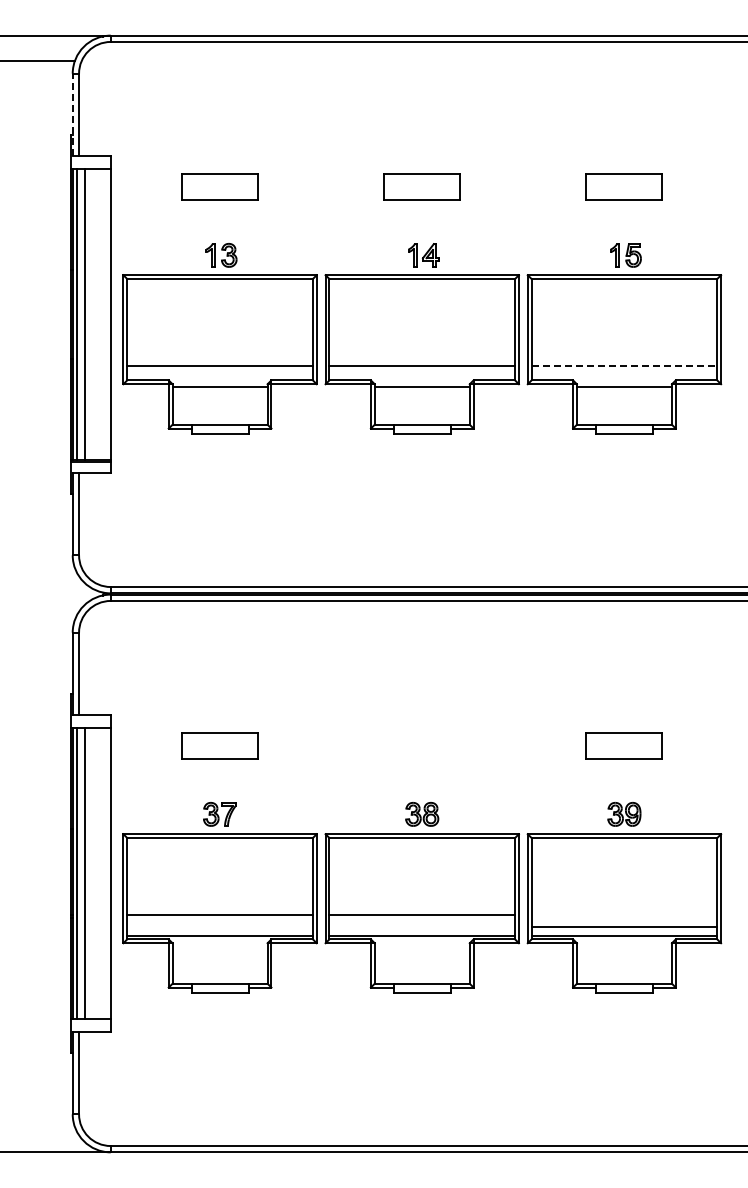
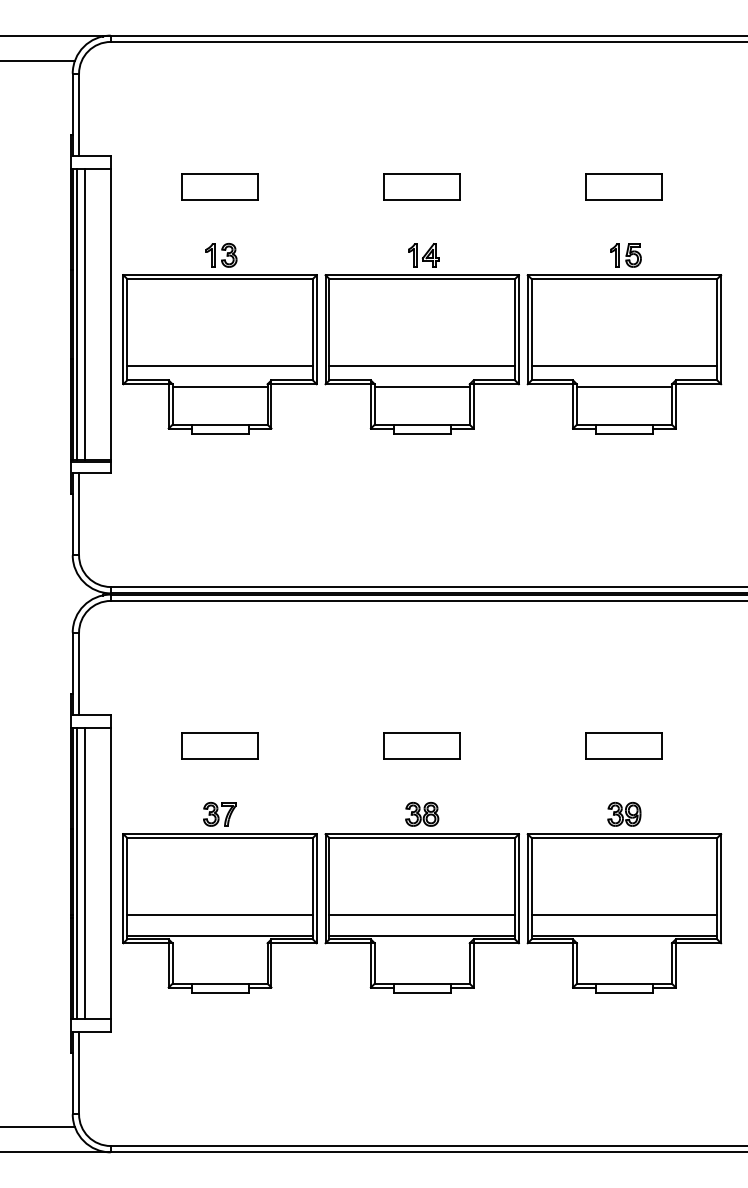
line: dashed -> solid (72, 114)
line: dashed -> solid (624, 365)
part: none -> present (421, 745)
line position: (624, 926) -> (624, 914) (624, 914)
line: none -> present (38, 1127)
